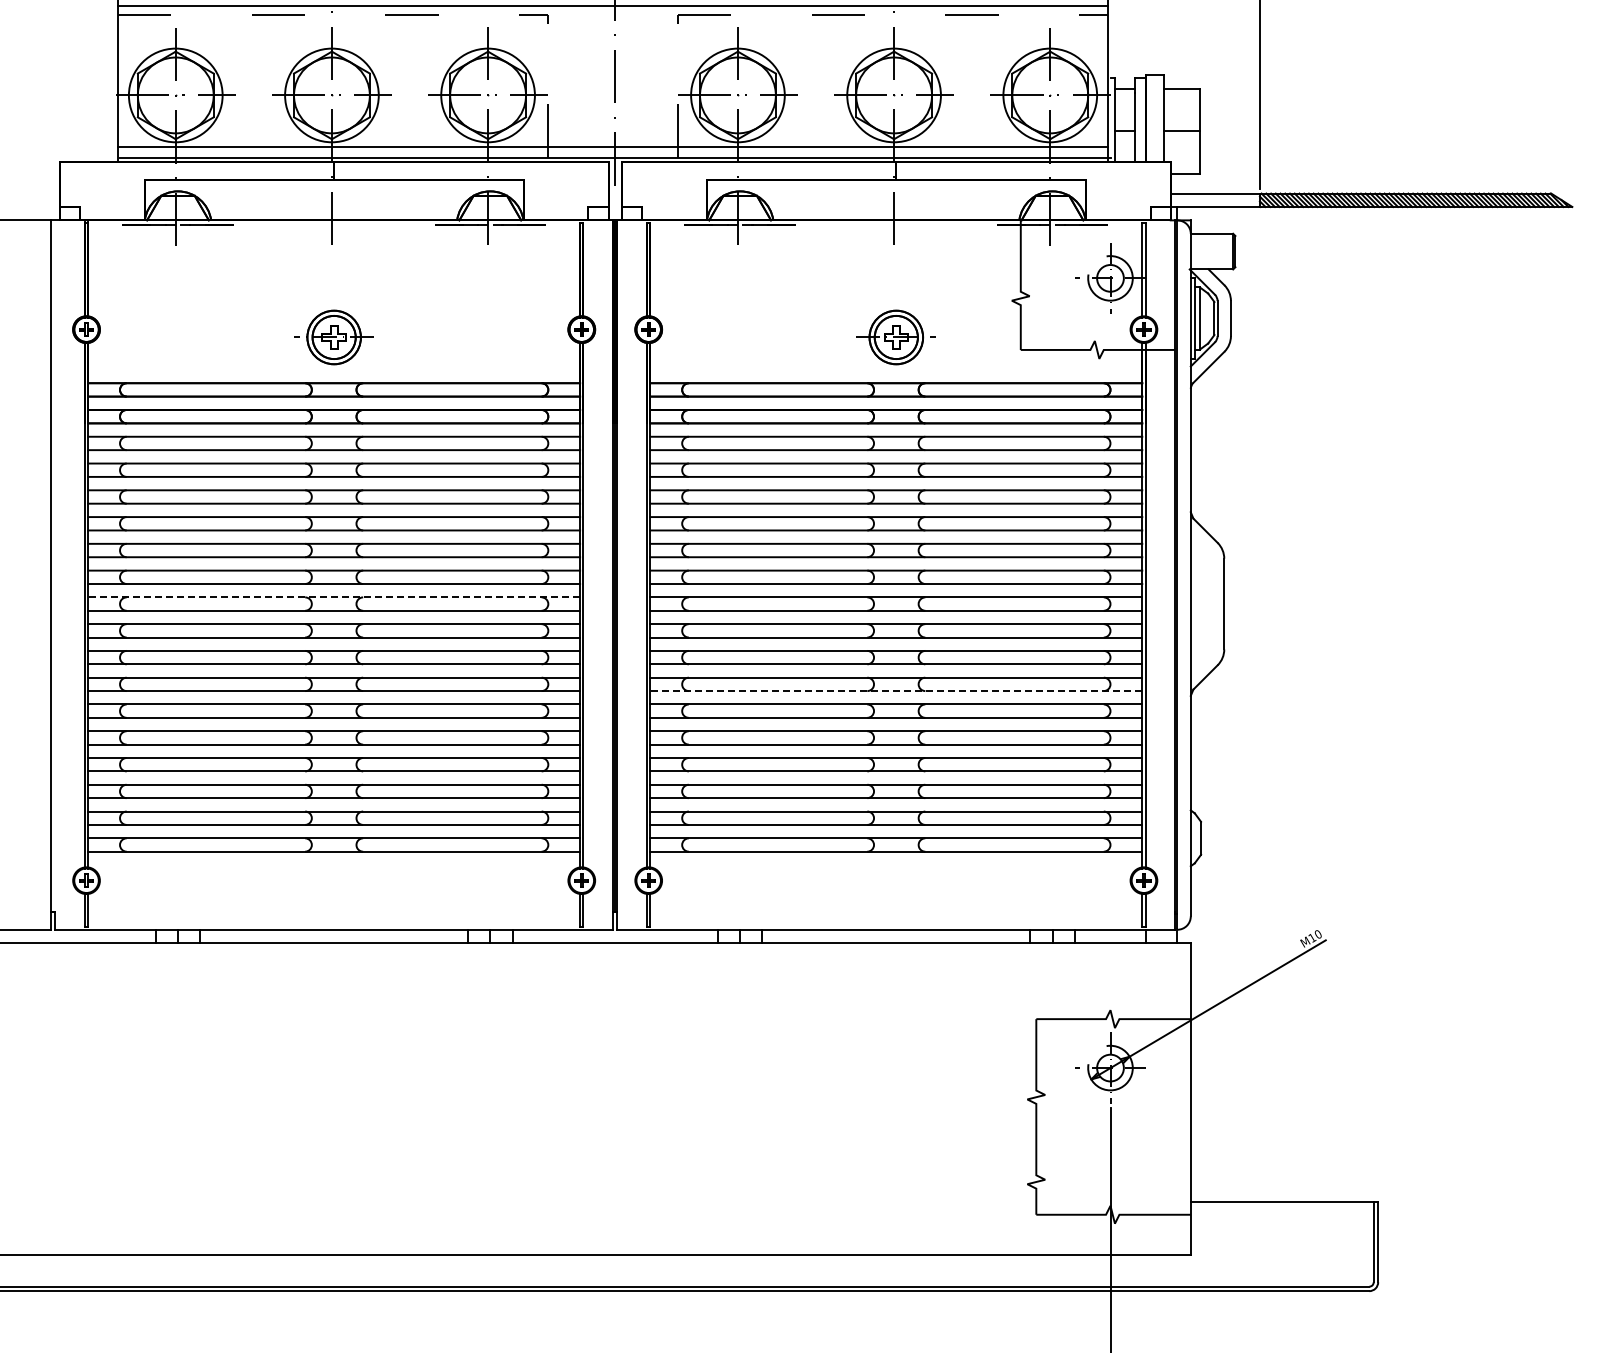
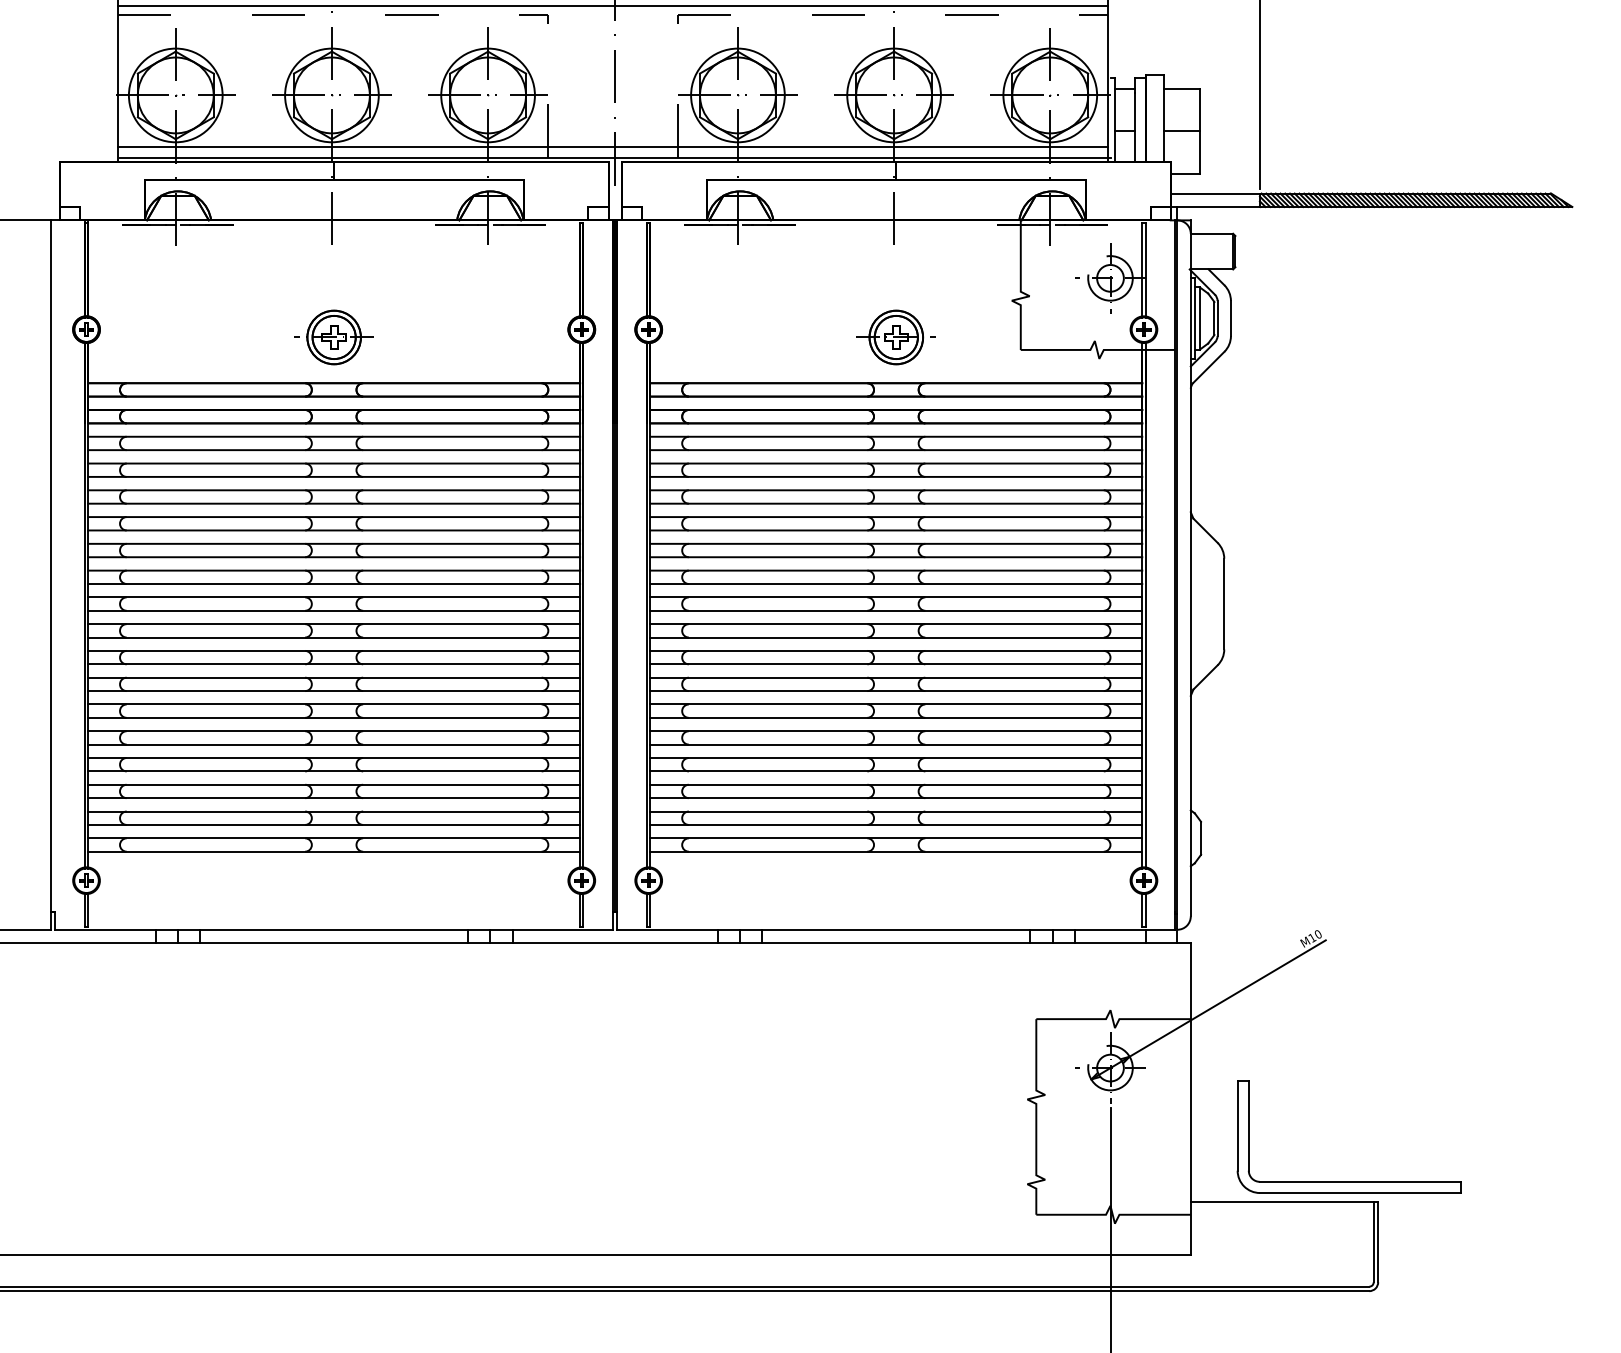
line: dashed -> solid (334, 597)
line: dashed -> solid (896, 691)
part: none -> present (1348, 1181)
